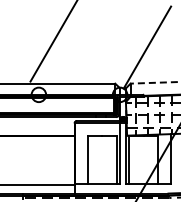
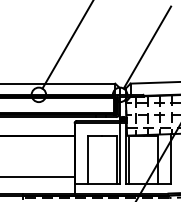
line position: (53, 41) -> (67, 45) (67, 45)
line: dashed -> solid (155, 82)
line position: (38, 184) -> (38, 176) (38, 176)
